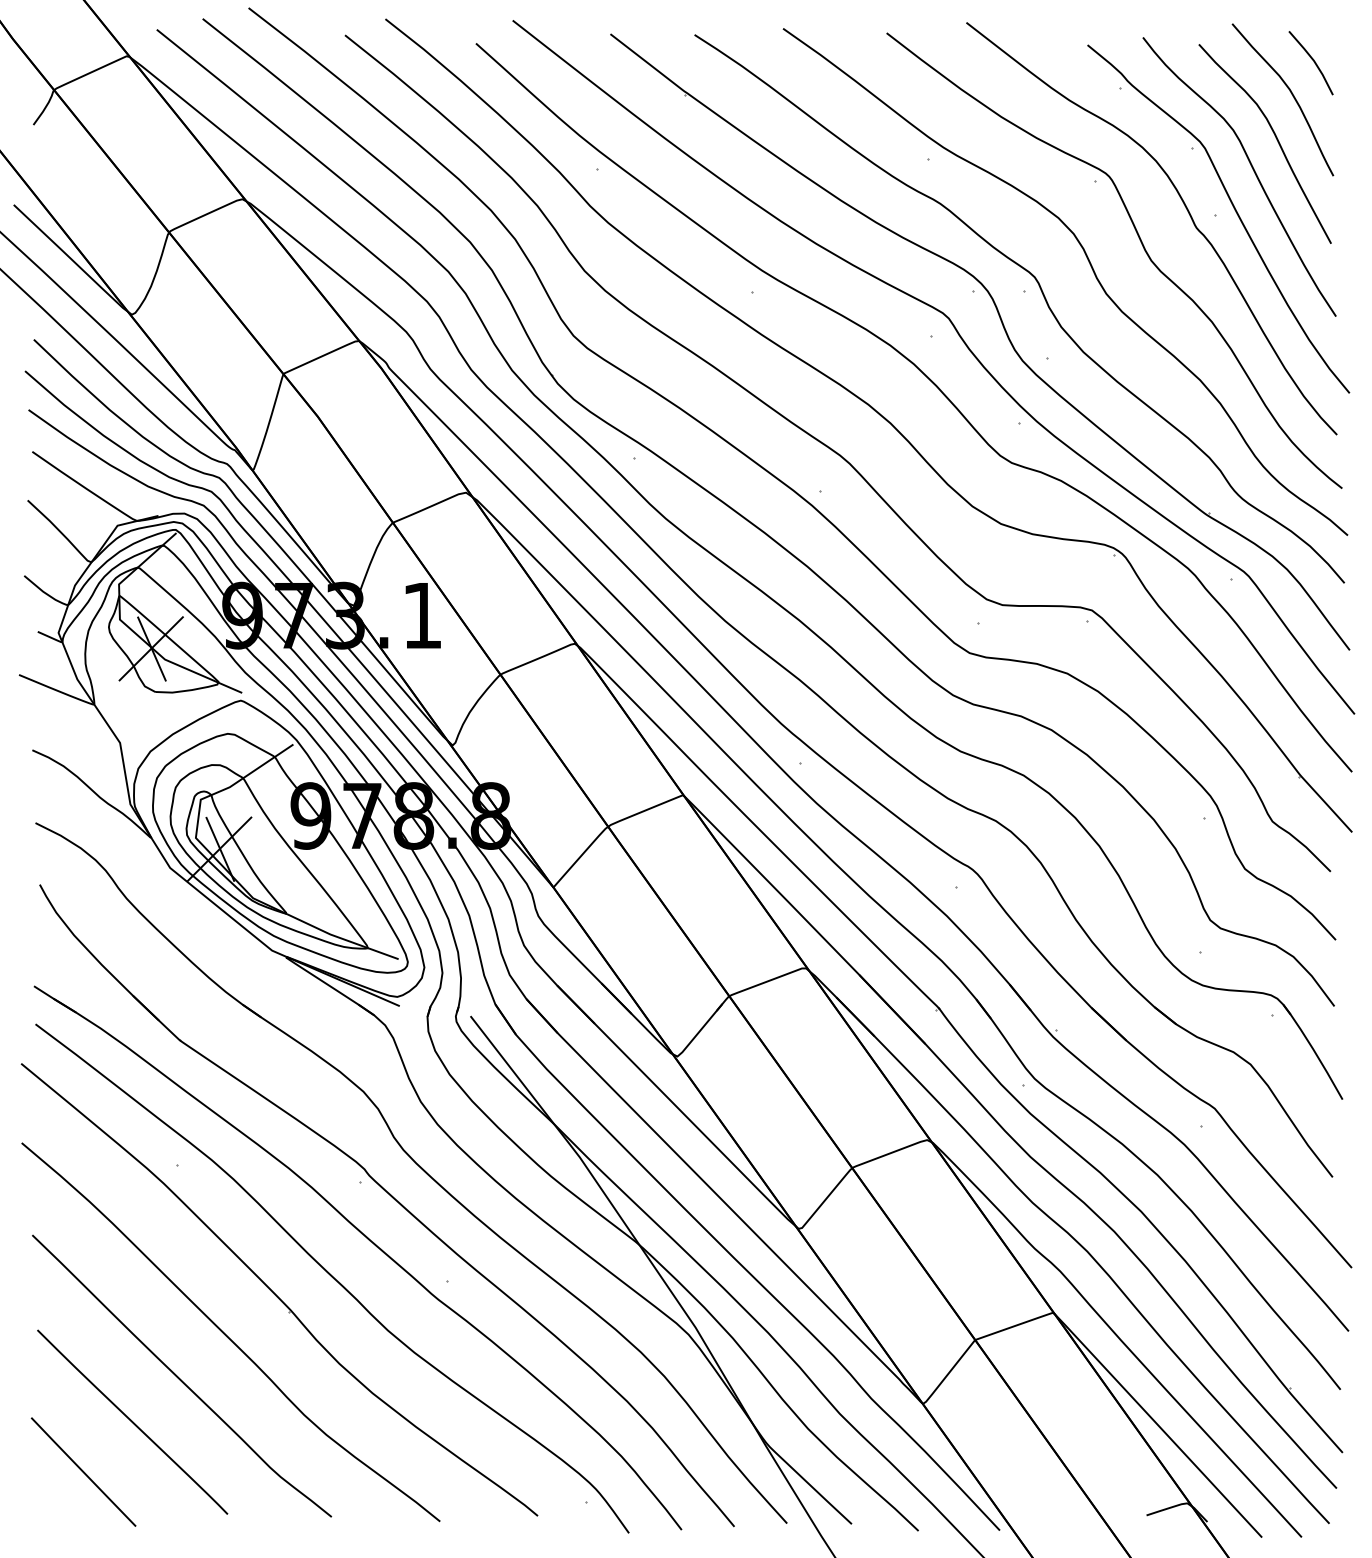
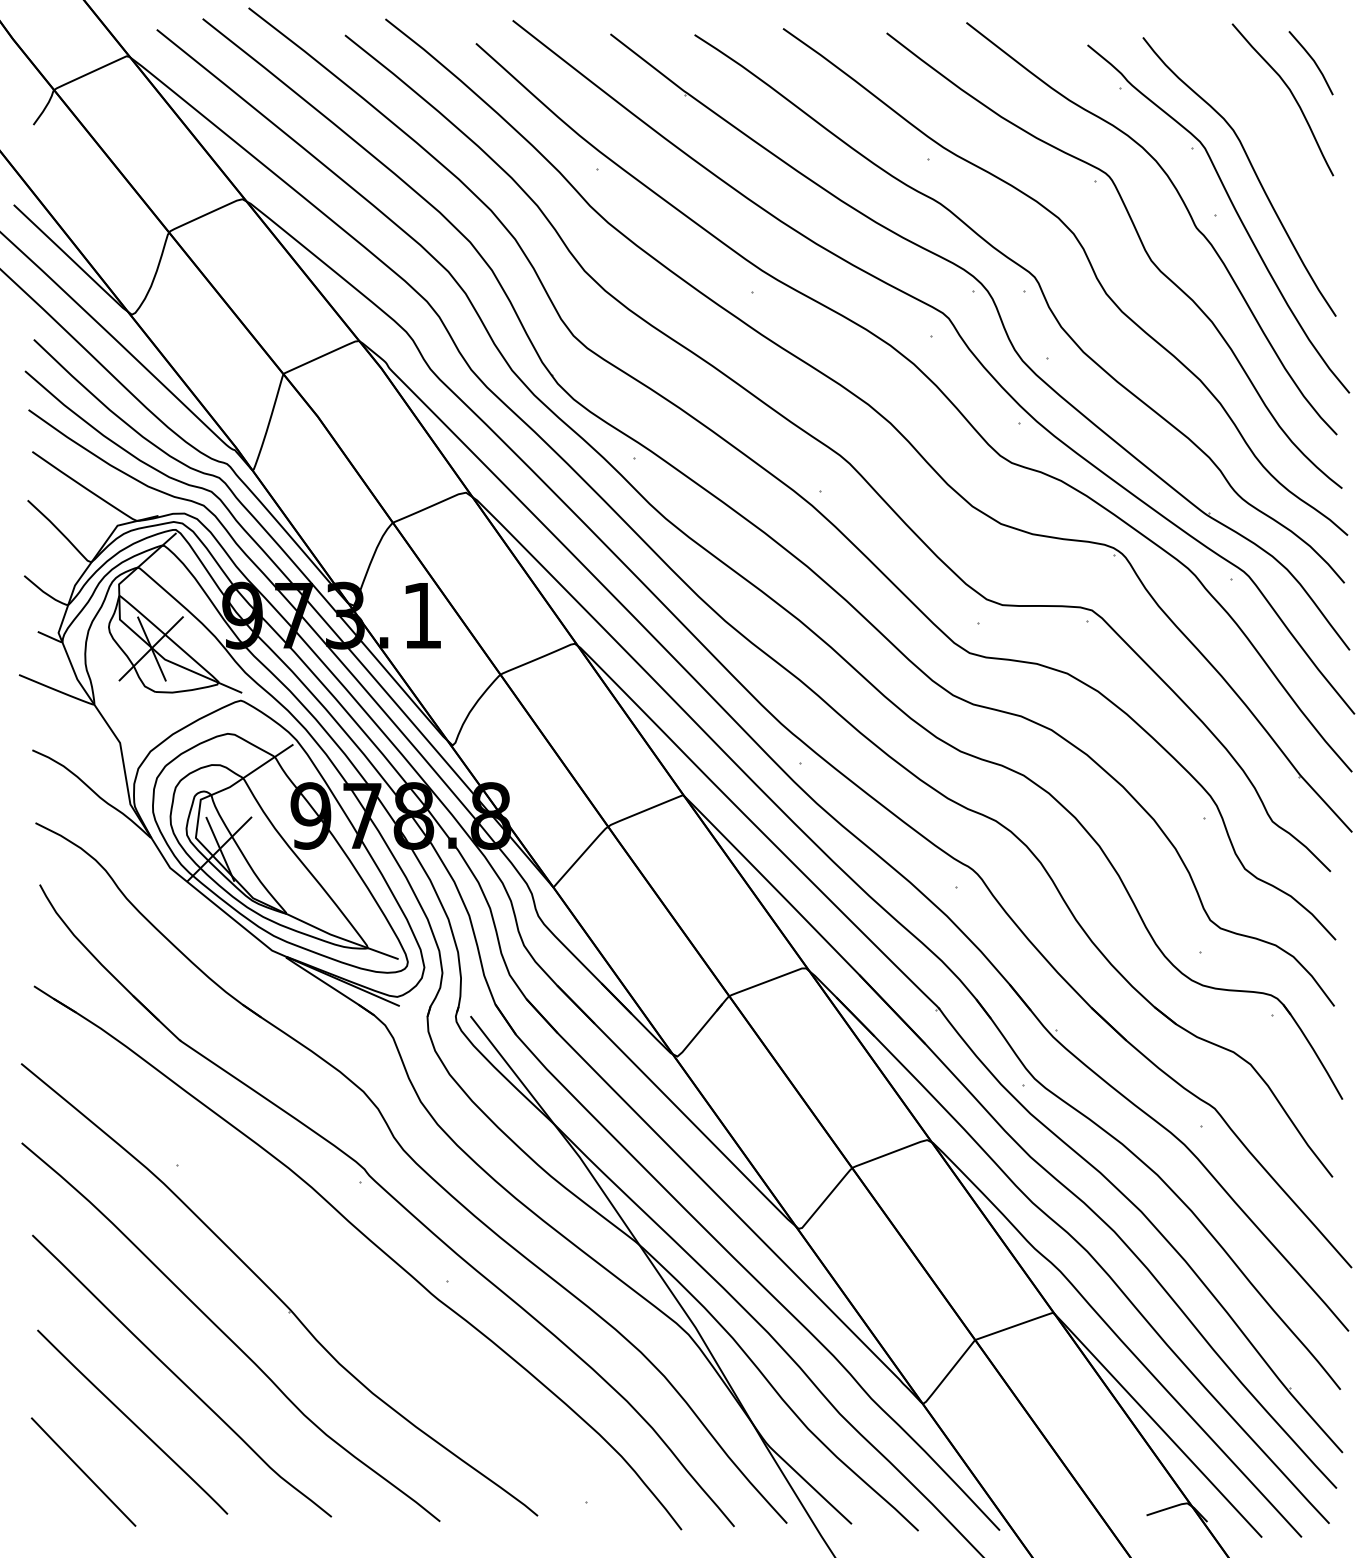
curve: present -> none (1275, 138)
curve: present -> none (332, 1278)
